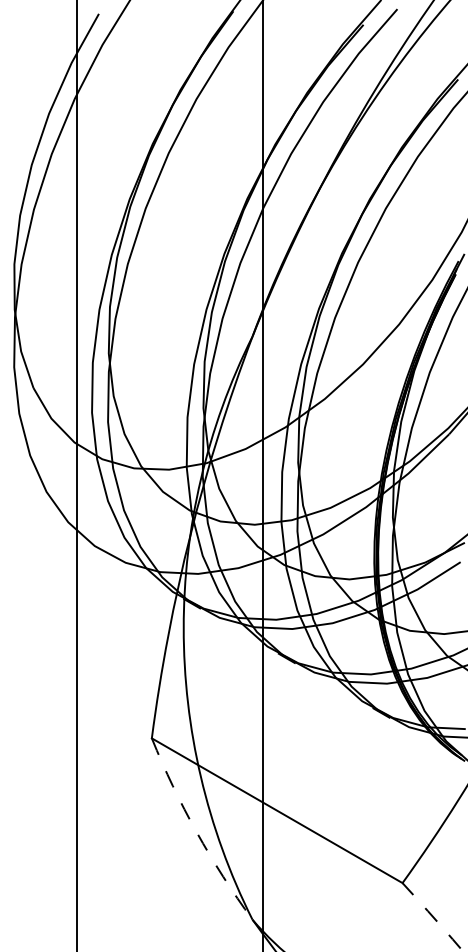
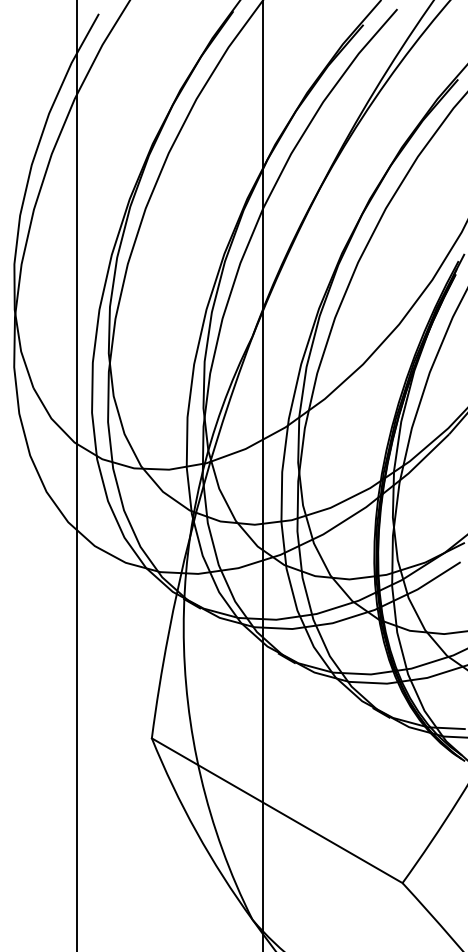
arc: dashed -> solid (196, 832)
arc: dashed -> solid (432, 917)
